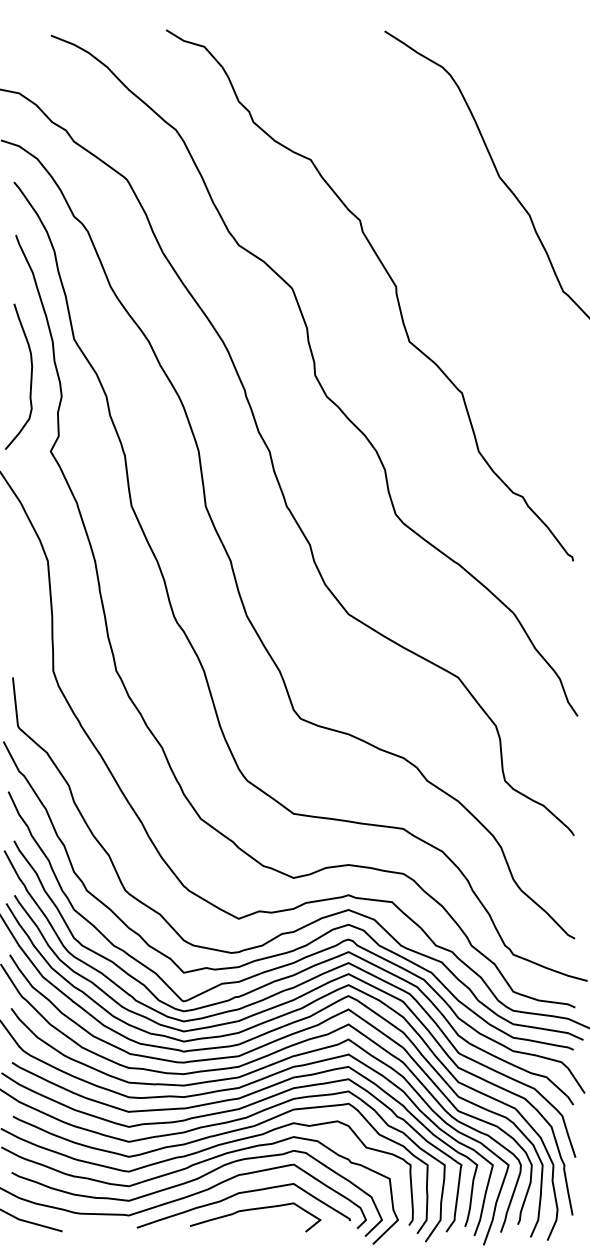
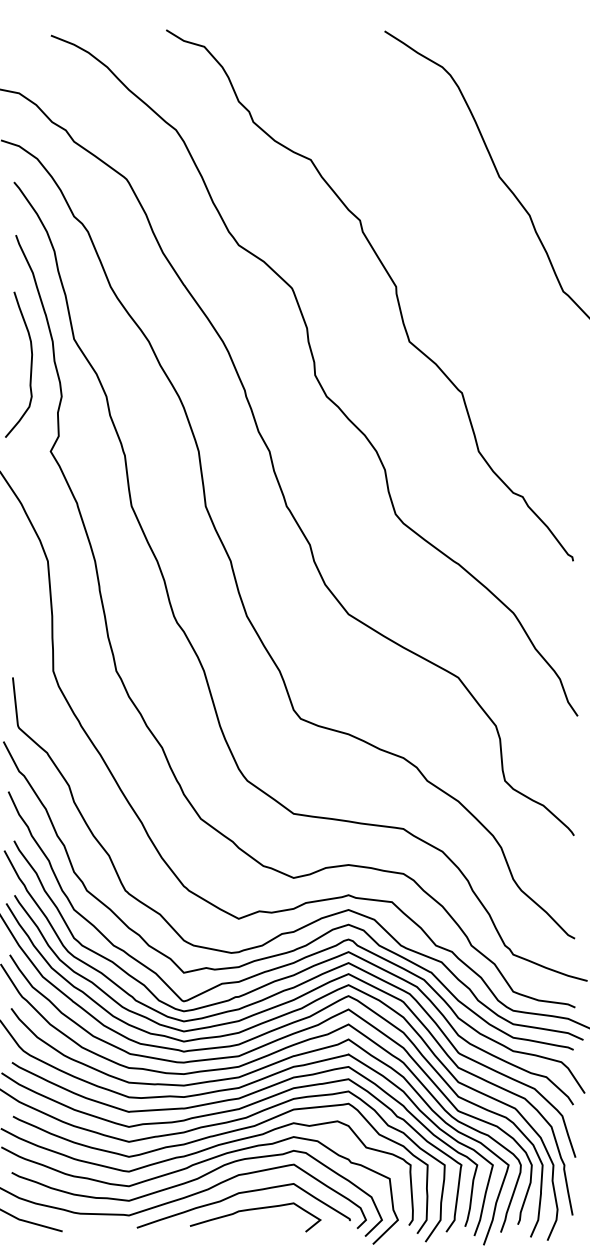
curve position: (30, 376) -> (30, 364) (30, 364)
